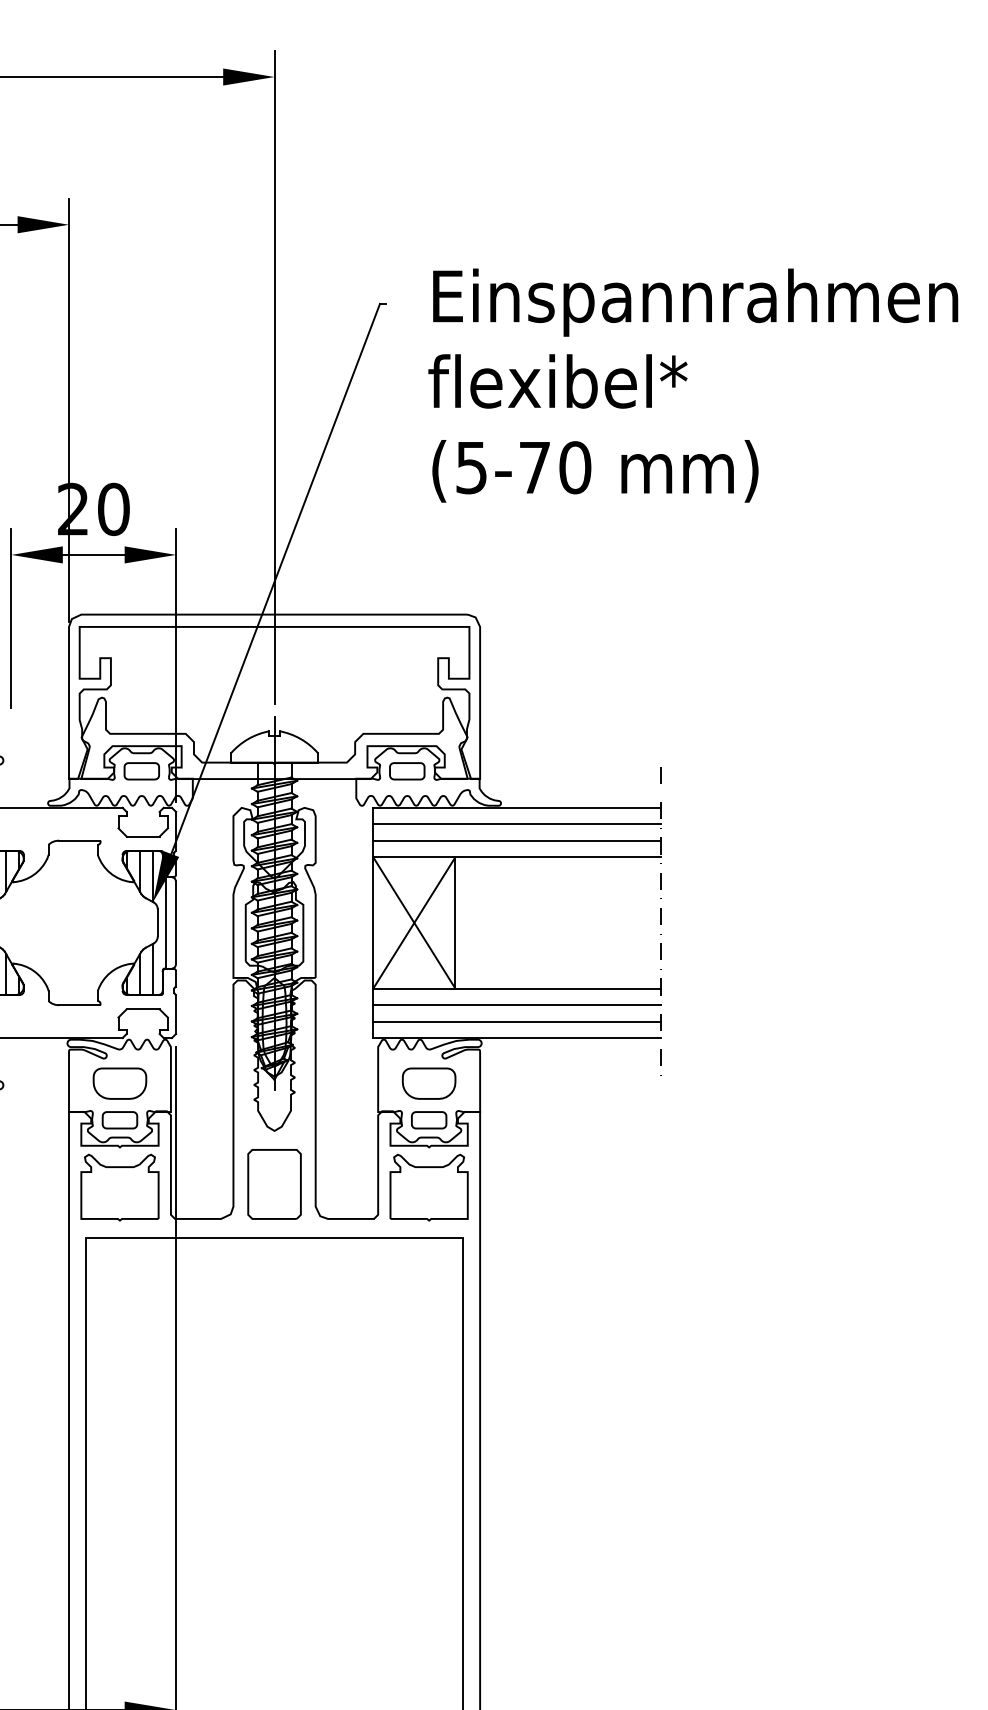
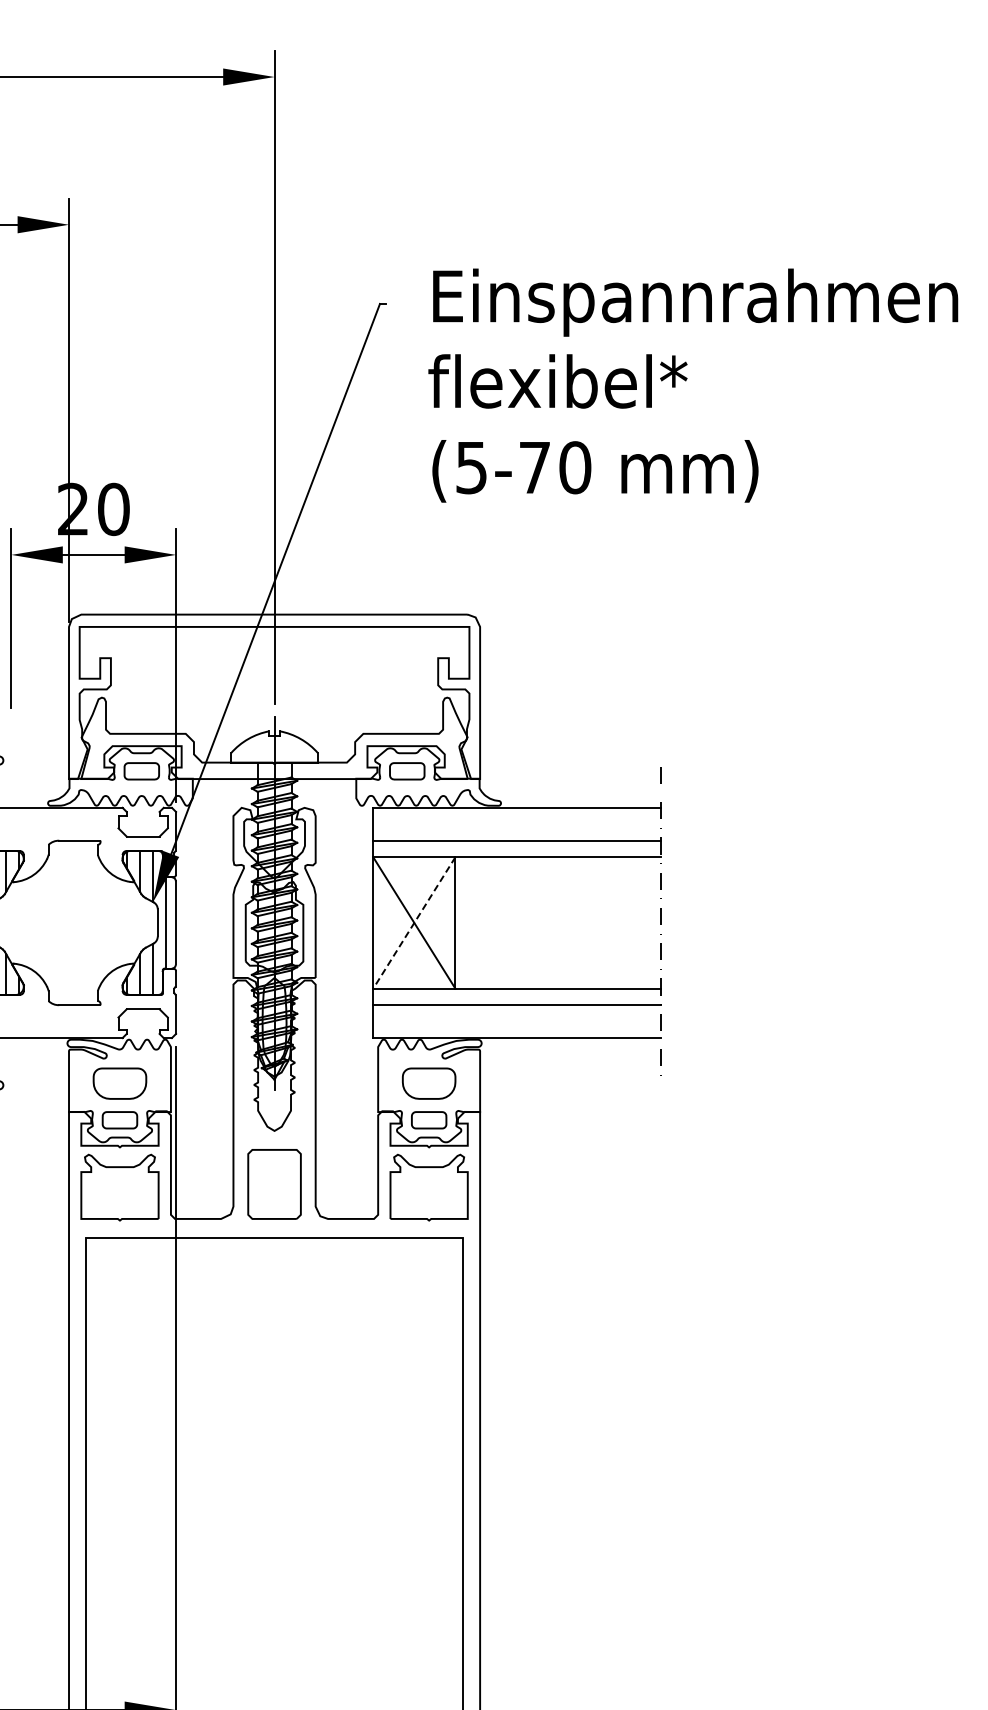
line: present -> none (517, 824)
line: solid -> dashed (414, 922)
line: present -> none (517, 1021)
